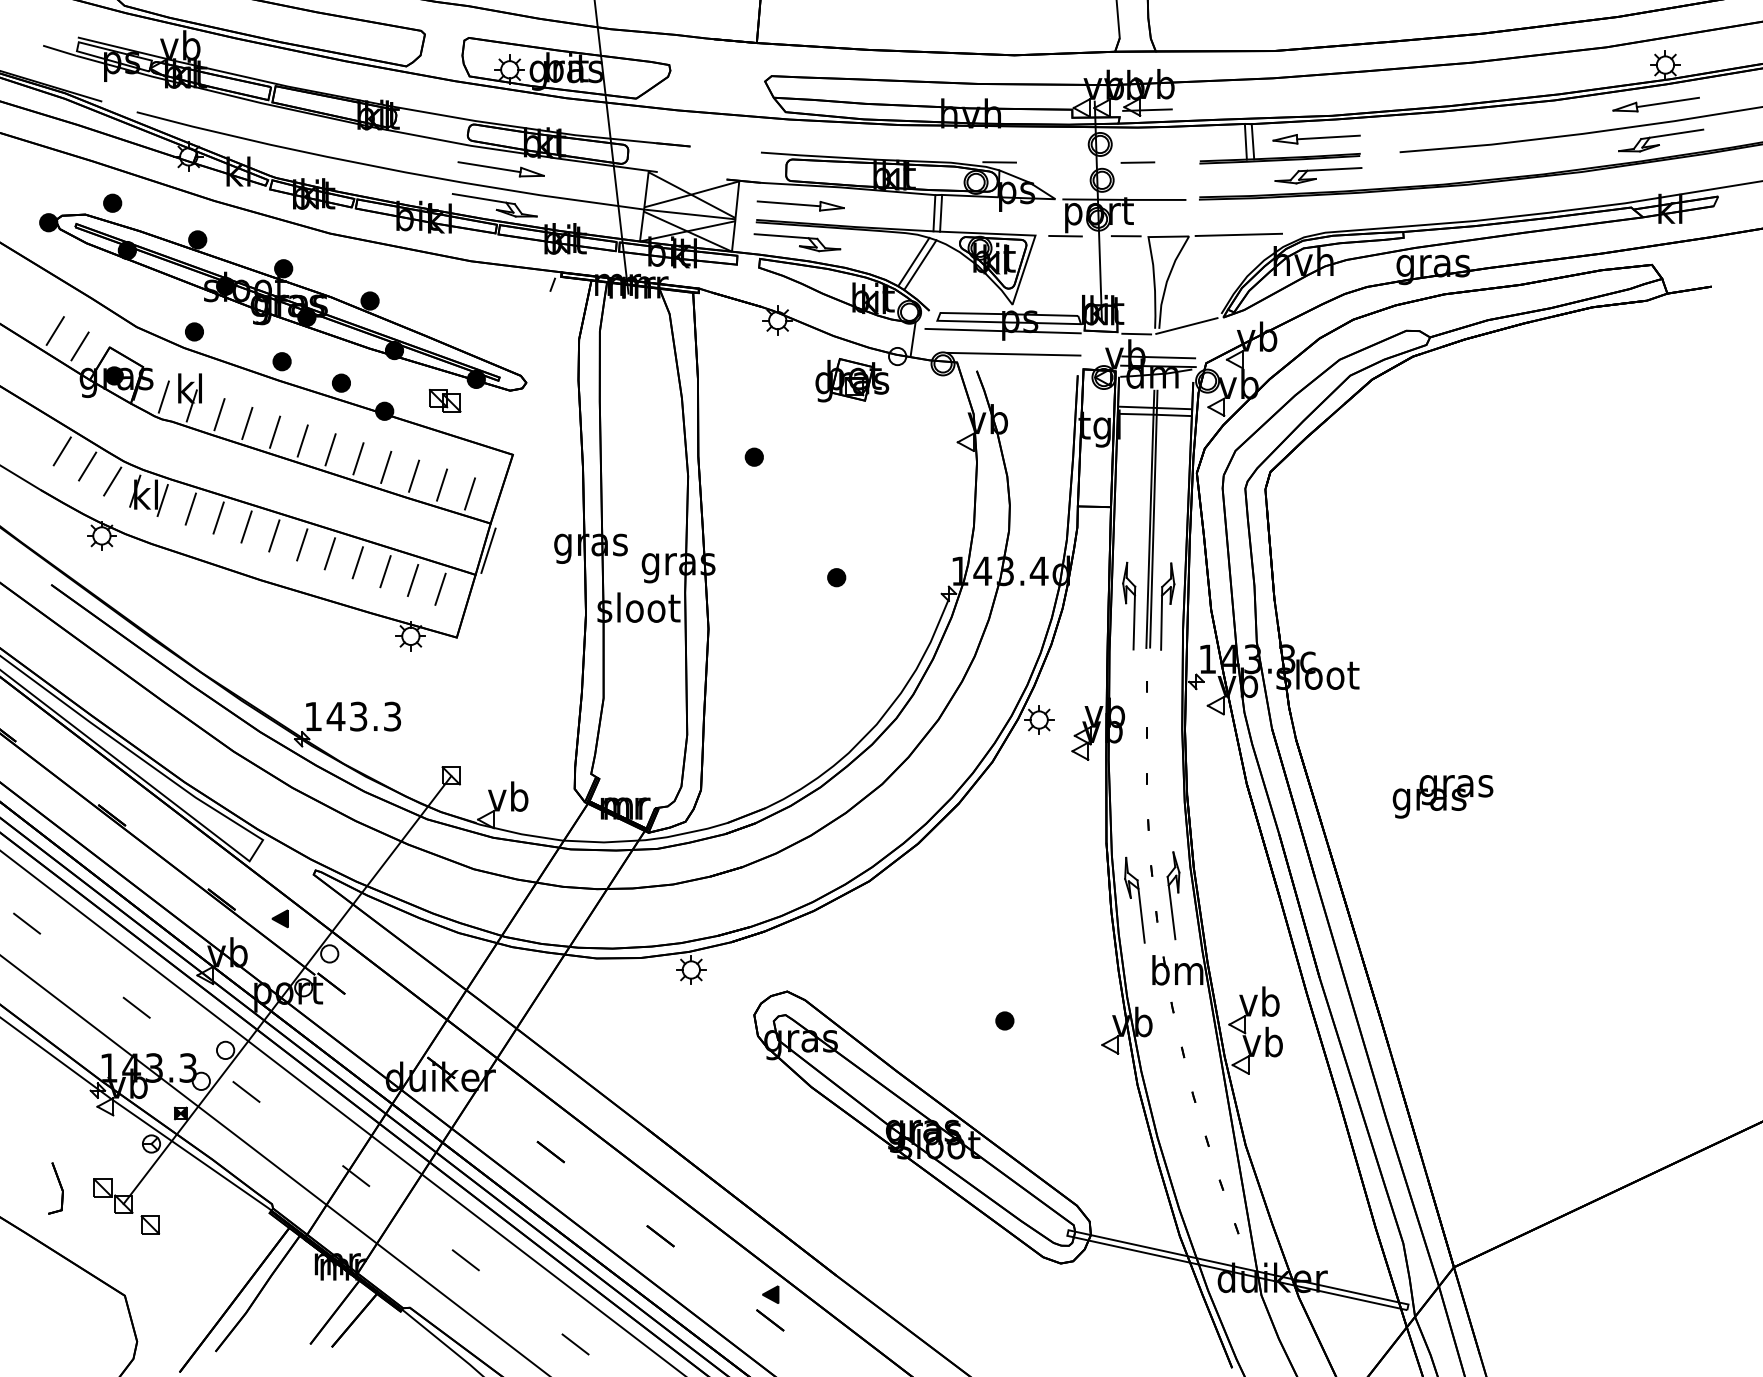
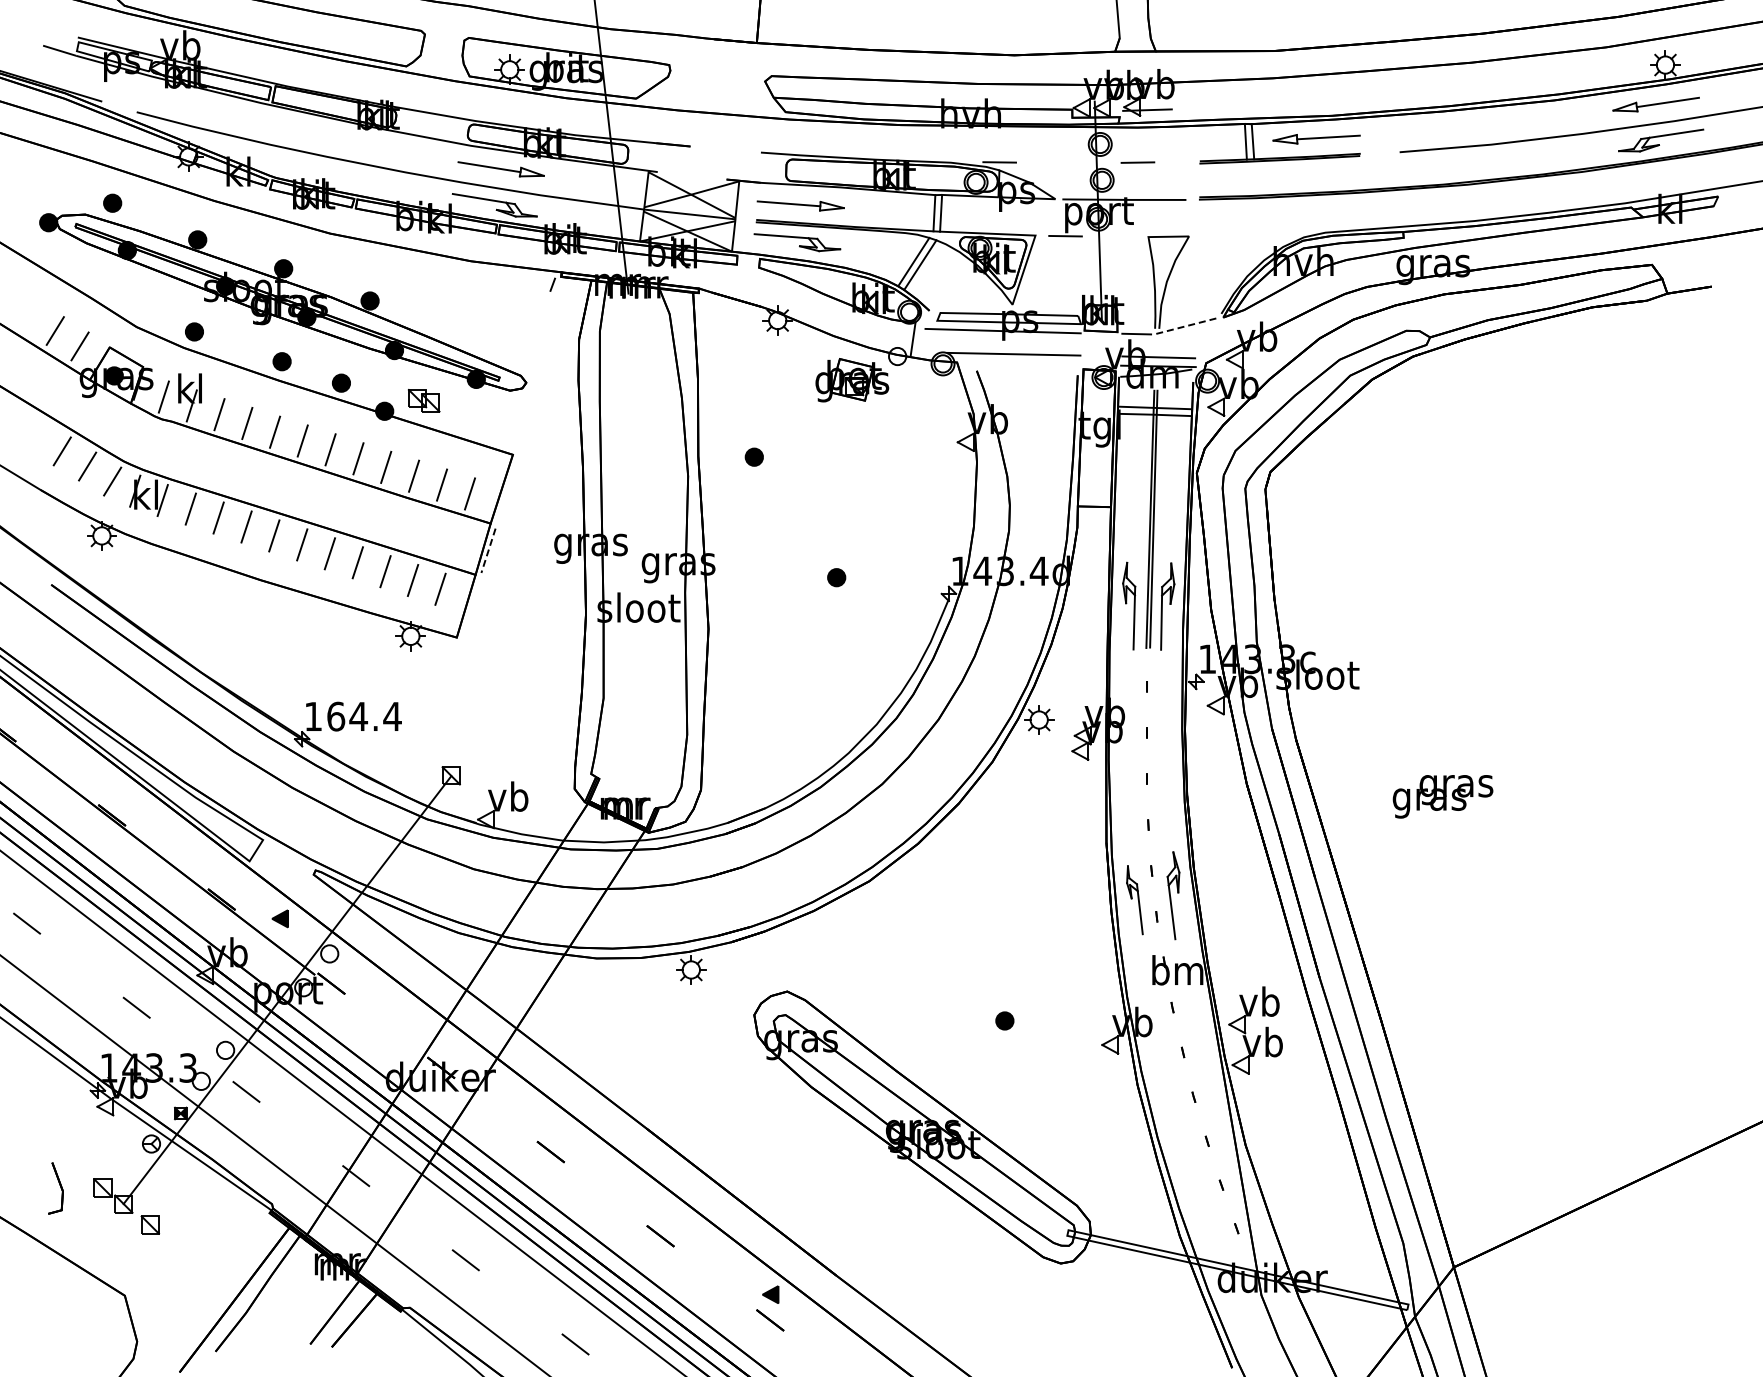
part: present -> none (1318, 175)
line: present -> none (1238, 234)
line: present -> none (1125, 236)
line: solid -> dashed (1186, 326)
part position: (445, 400) -> (424, 400) (424, 400)
line: solid -> dashed (488, 551)
text: 143.3 -> 164.4 (363, 716)
part size: 22x88 px -> 18x71 px (1134, 900)
